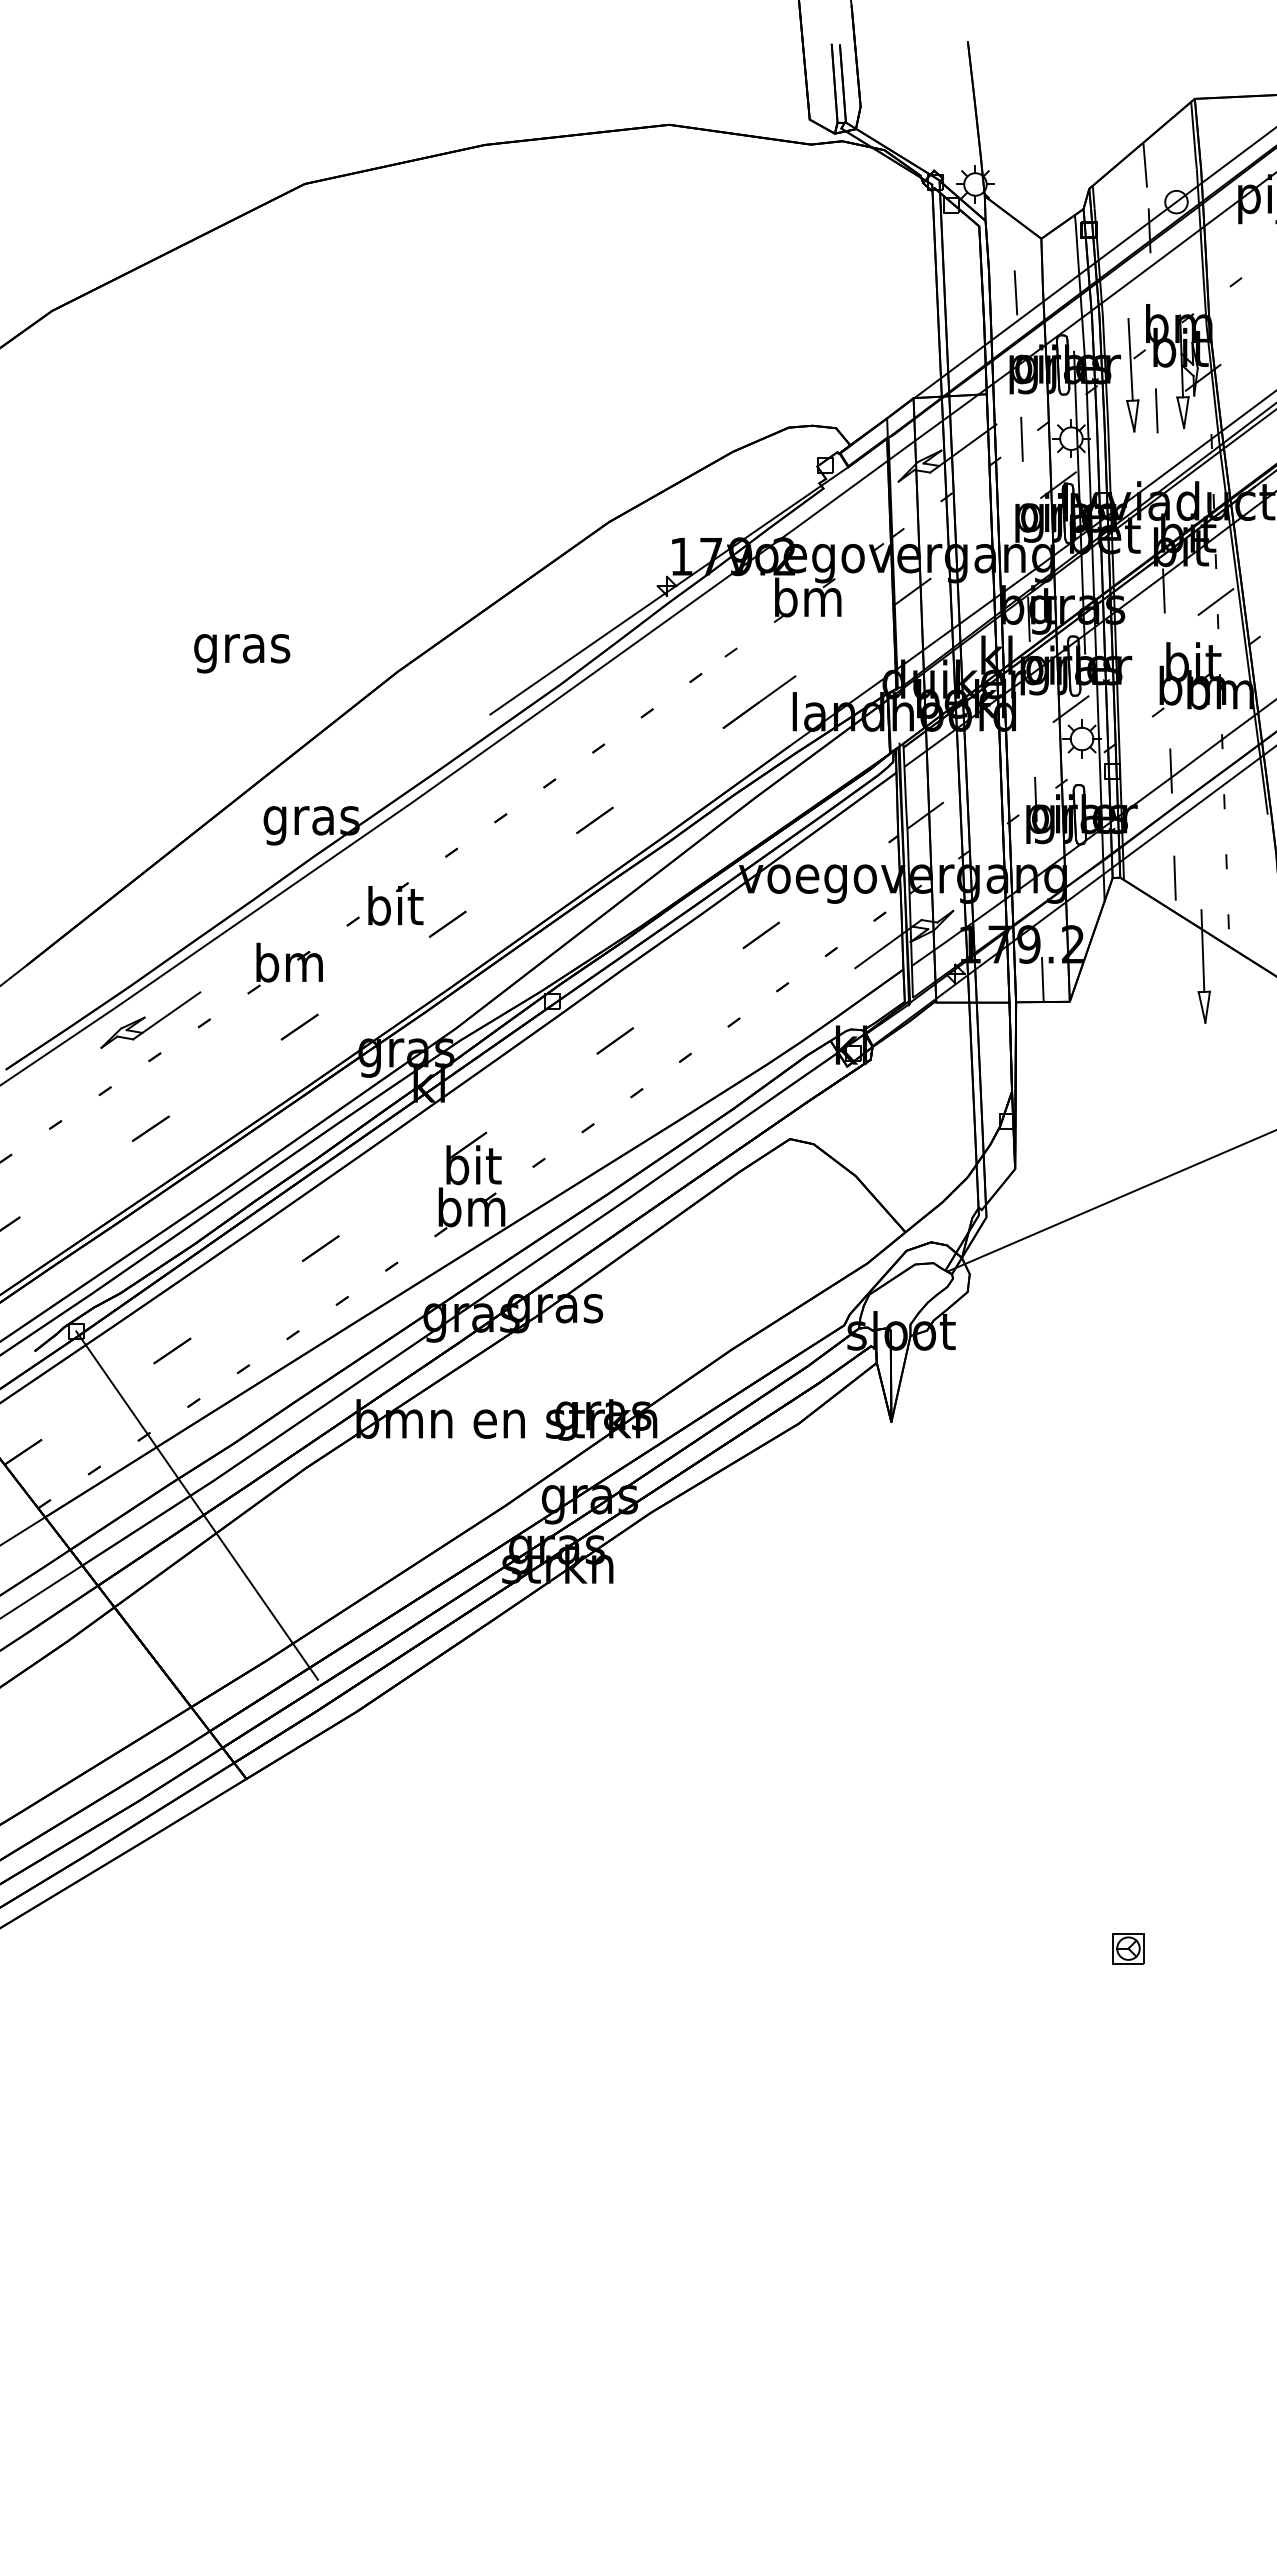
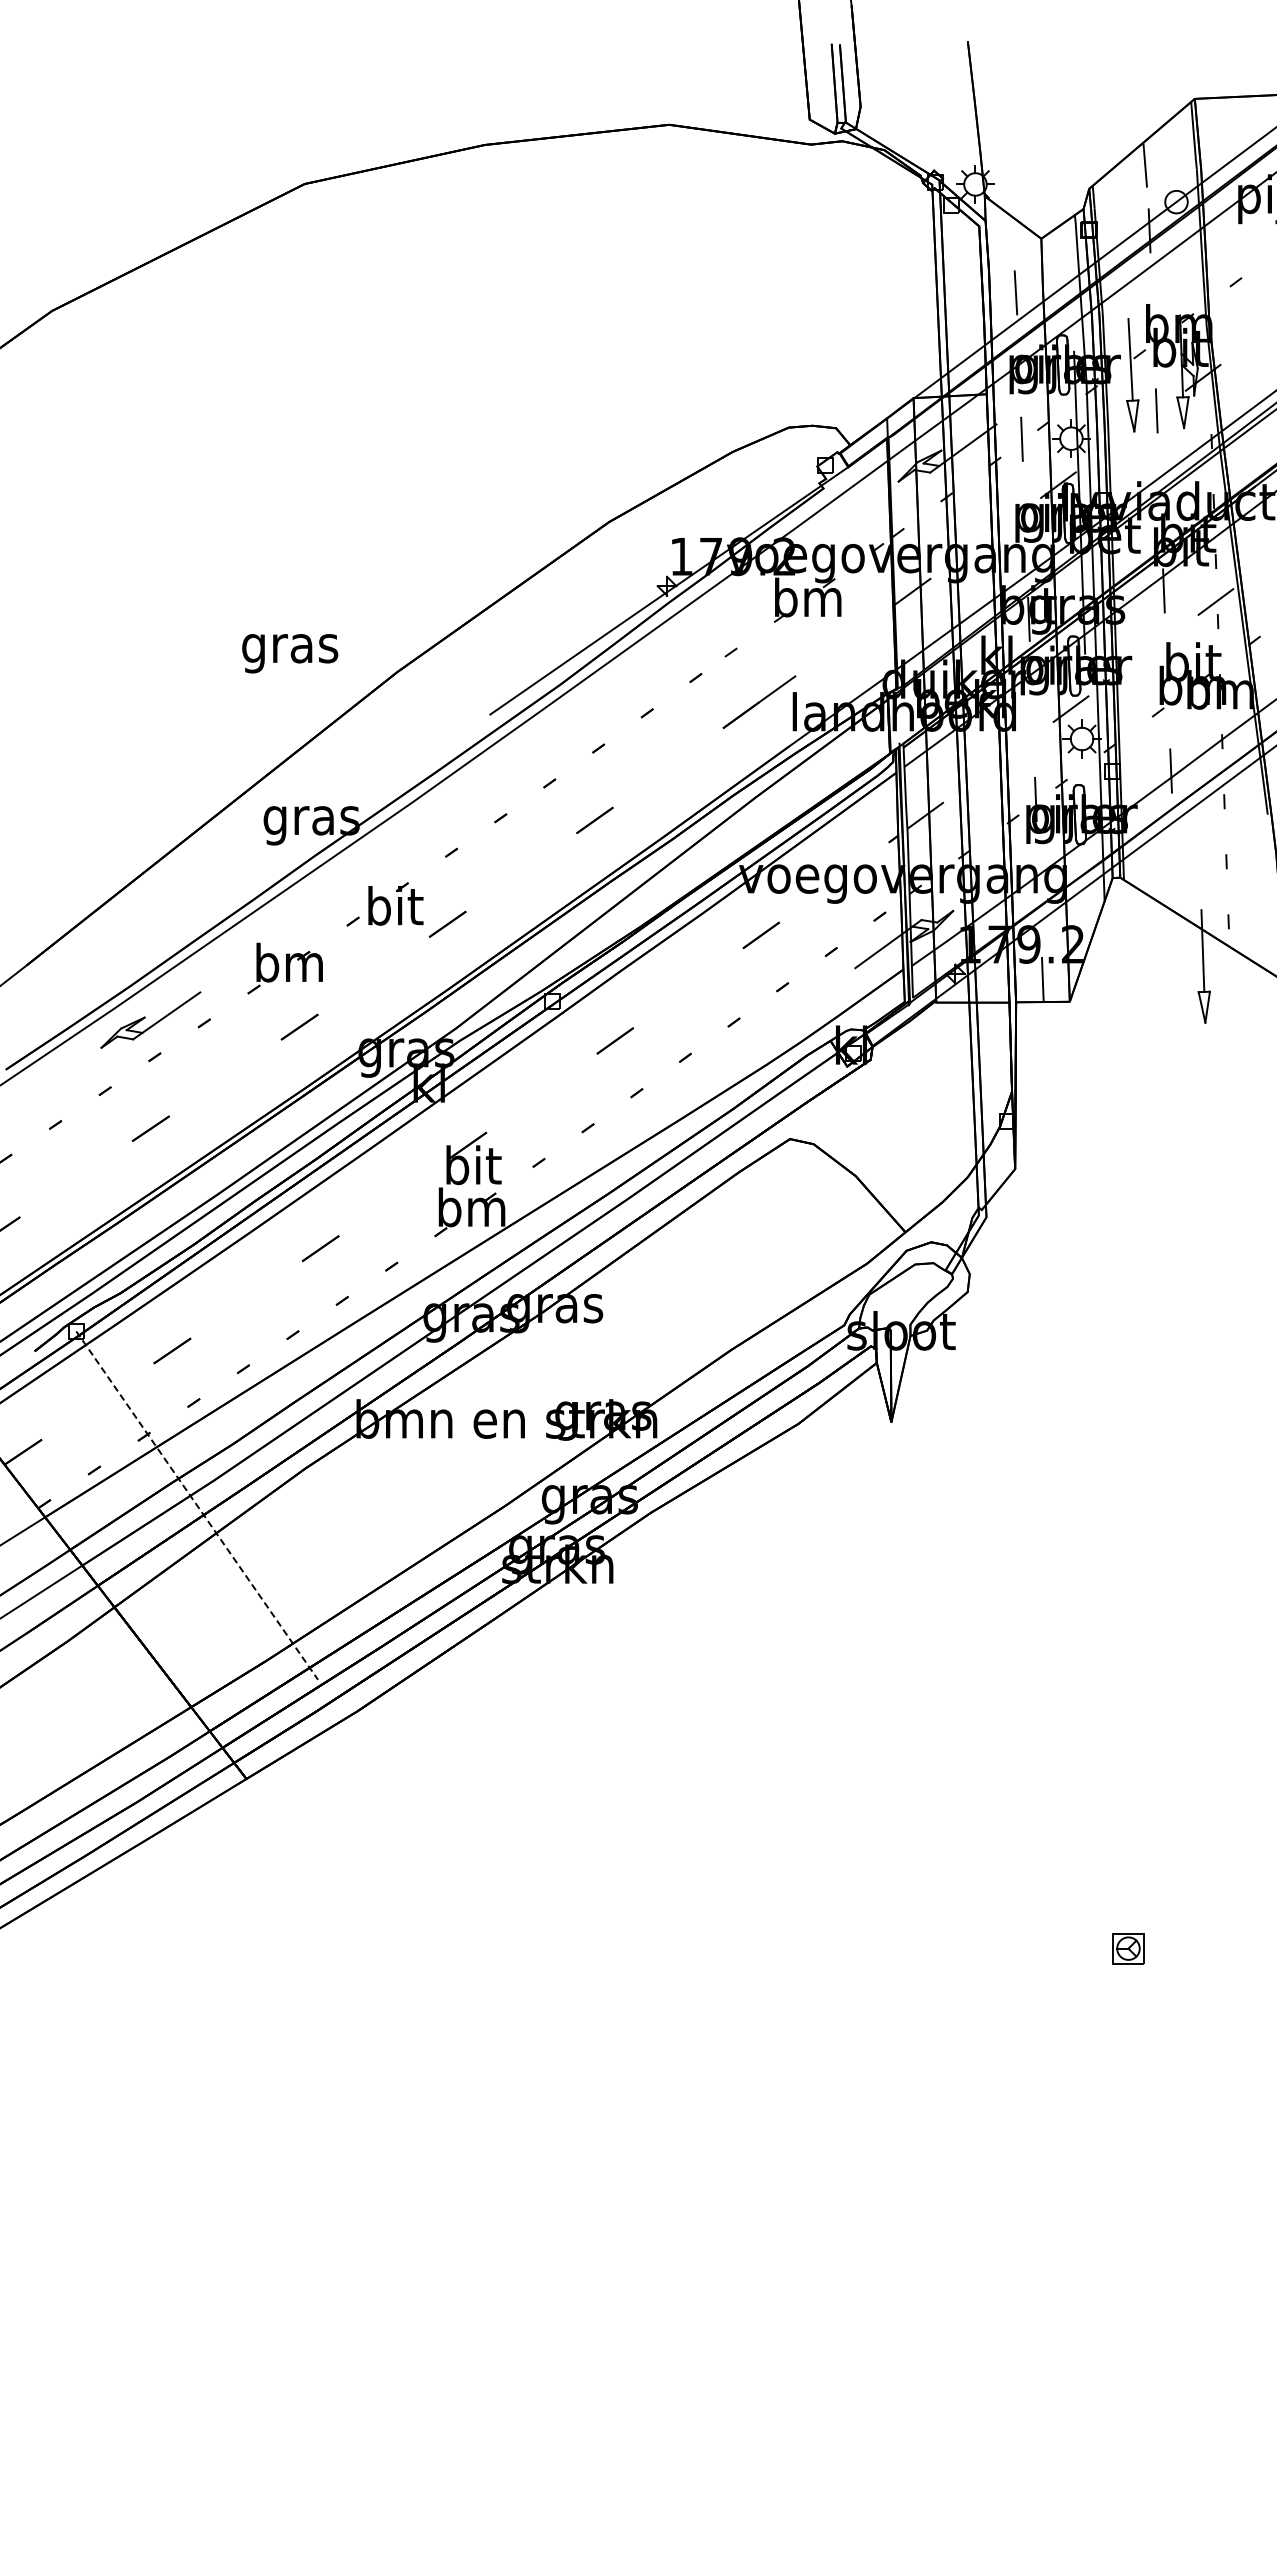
text position: (242, 653) -> (290, 653) (290, 653)
line: present -> none (1174, 877)
line: present -> none (1110, 1201)
line: solid -> dashed (197, 1505)
